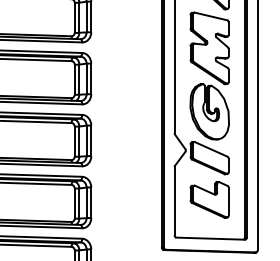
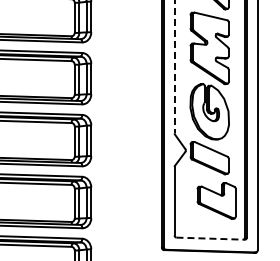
line: solid -> dashed (174, 67)
part position: (209, 199) -> (216, 200) (216, 200)
line: solid -> dashed (211, 238)
